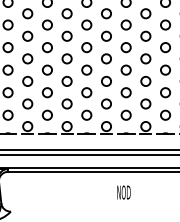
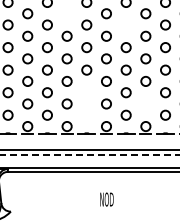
circle: present -> none (66, 13)
circle: present -> none (125, 24)
circle: present -> none (86, 92)
circle: present -> none (145, 103)
circle: present -> none (86, 114)
line: solid -> dashed (89, 154)
text position: (123, 192) -> (106, 199) (106, 199)
